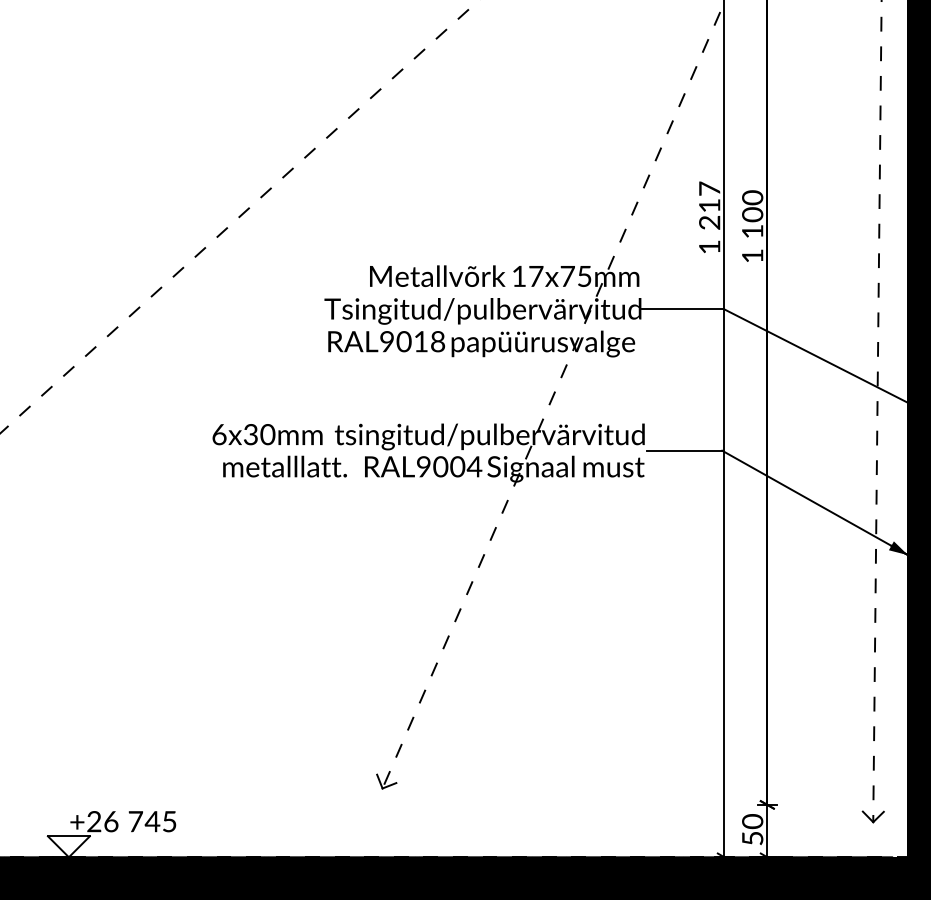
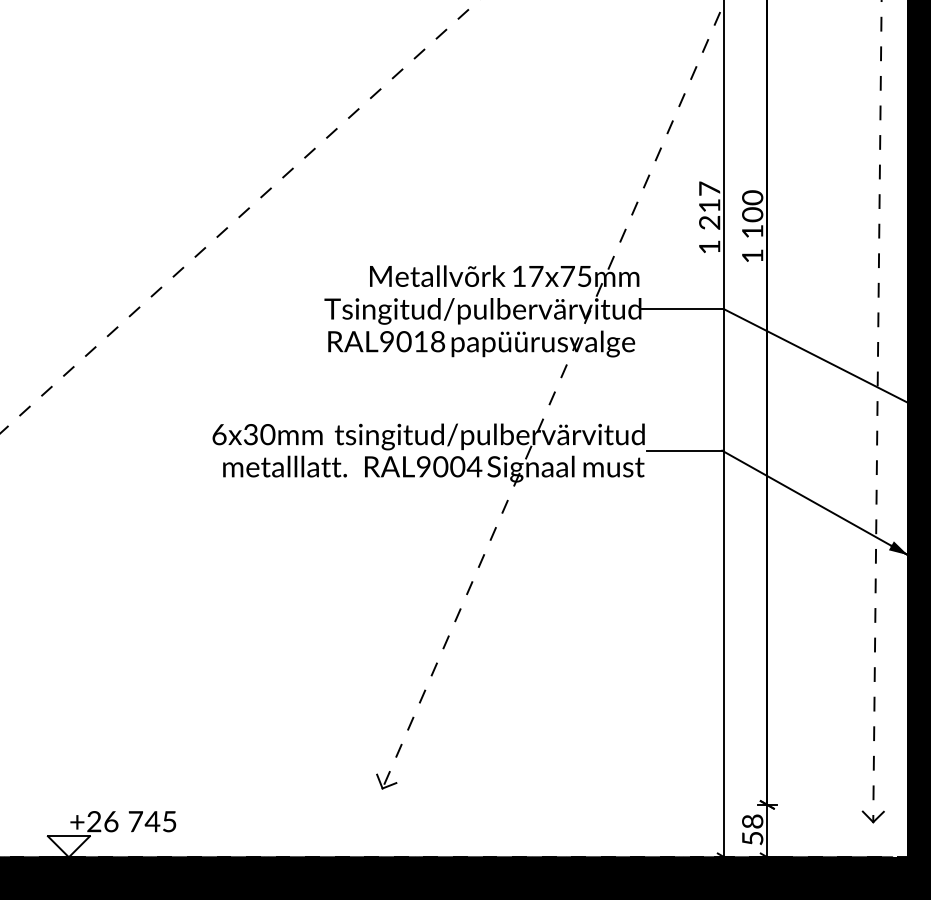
text: 50 -> 58 (753, 821)
